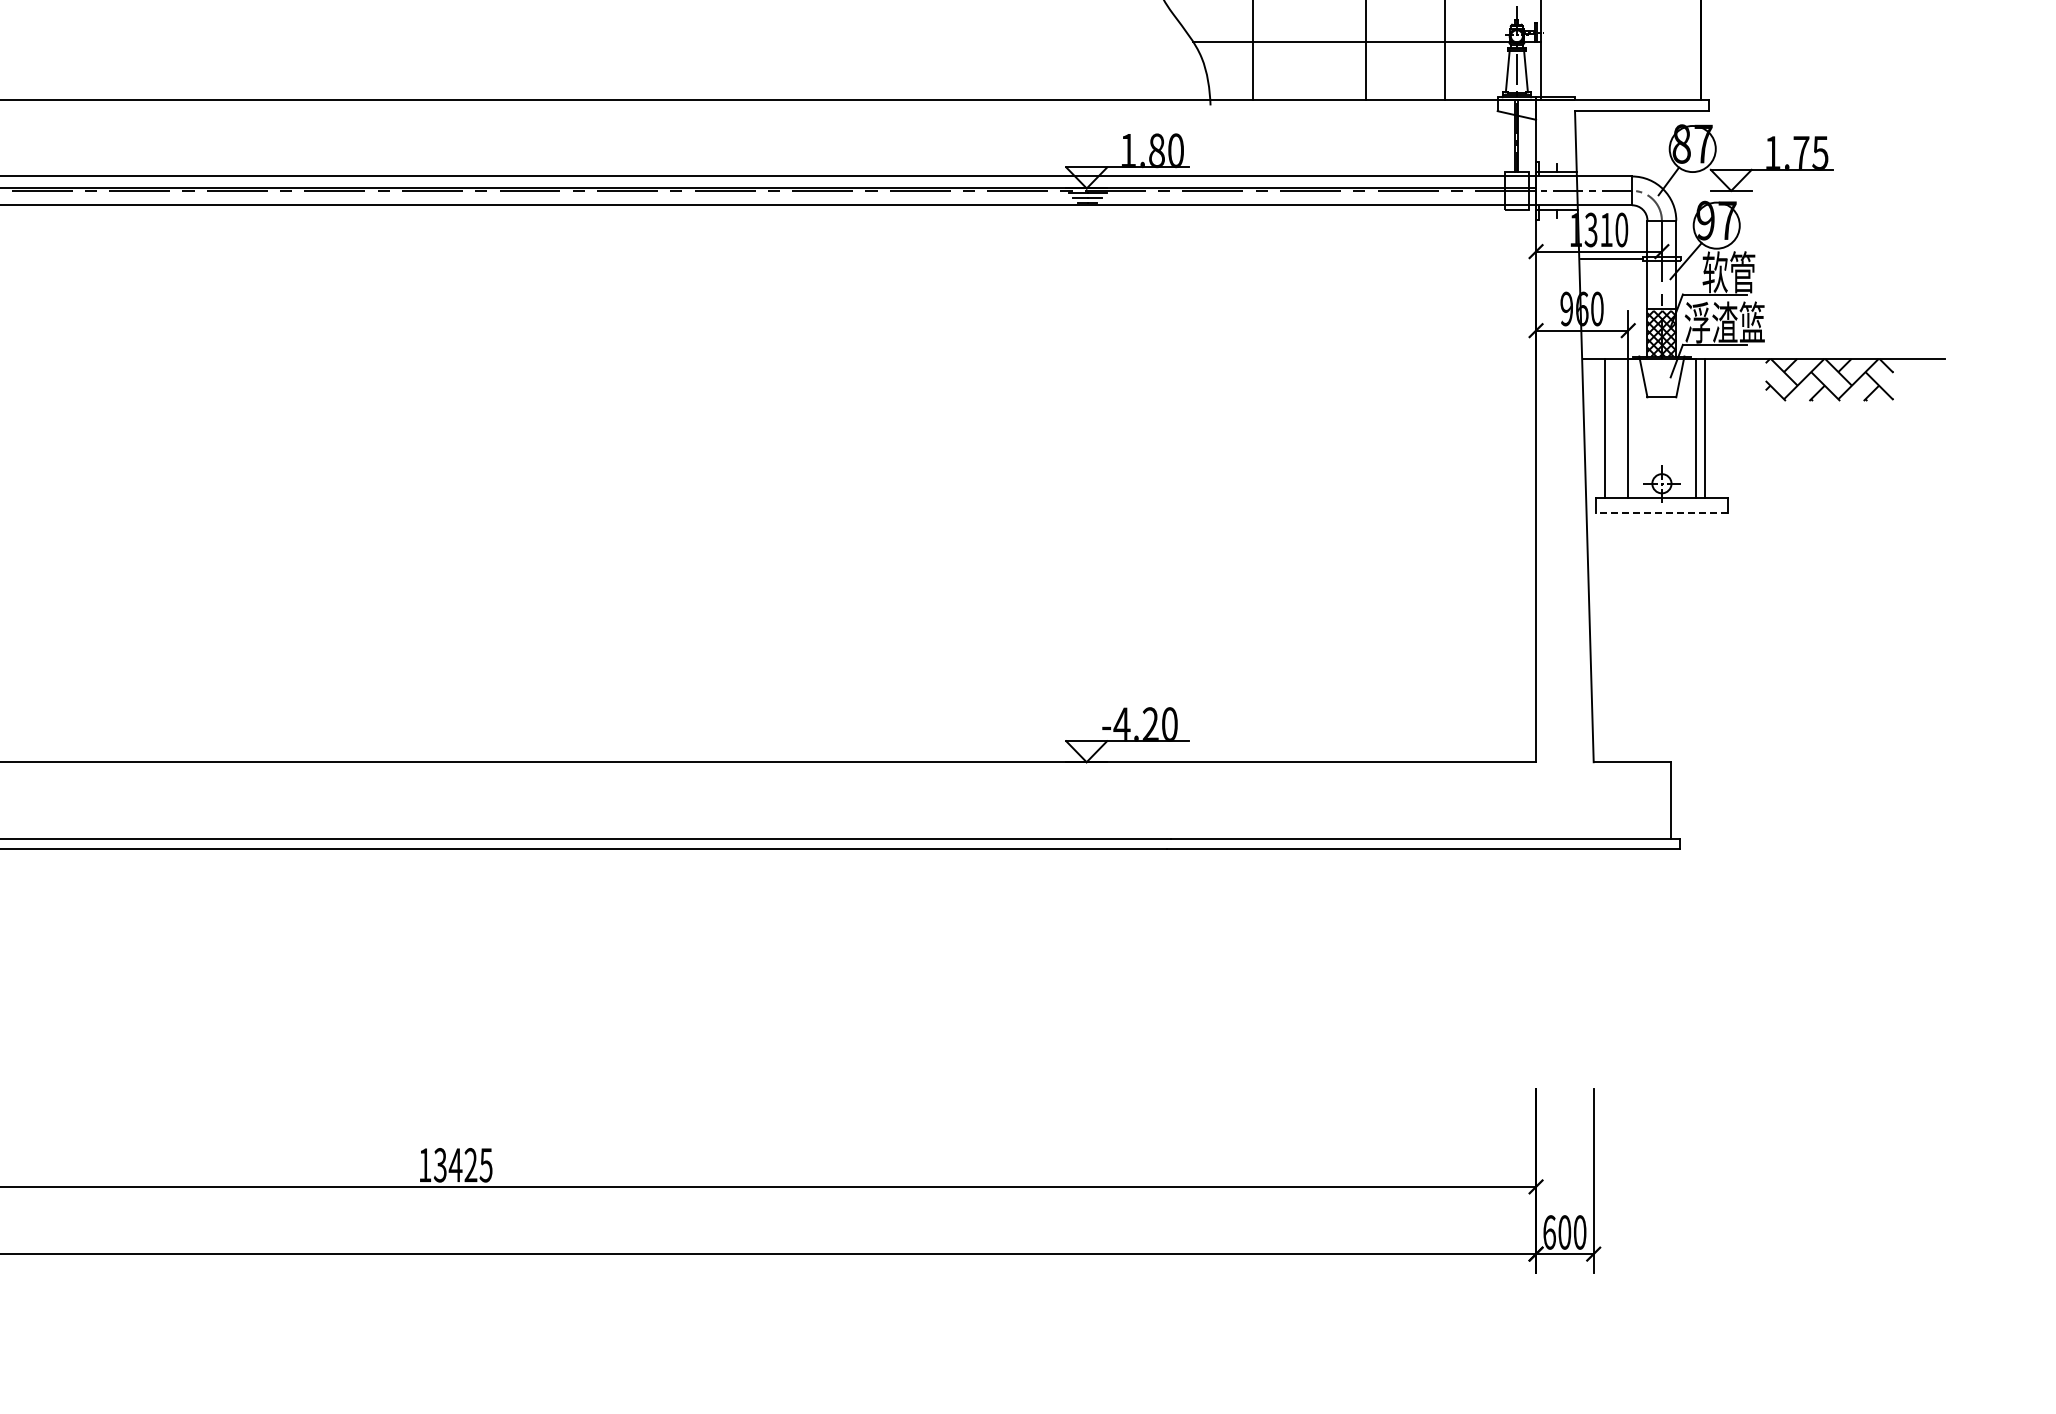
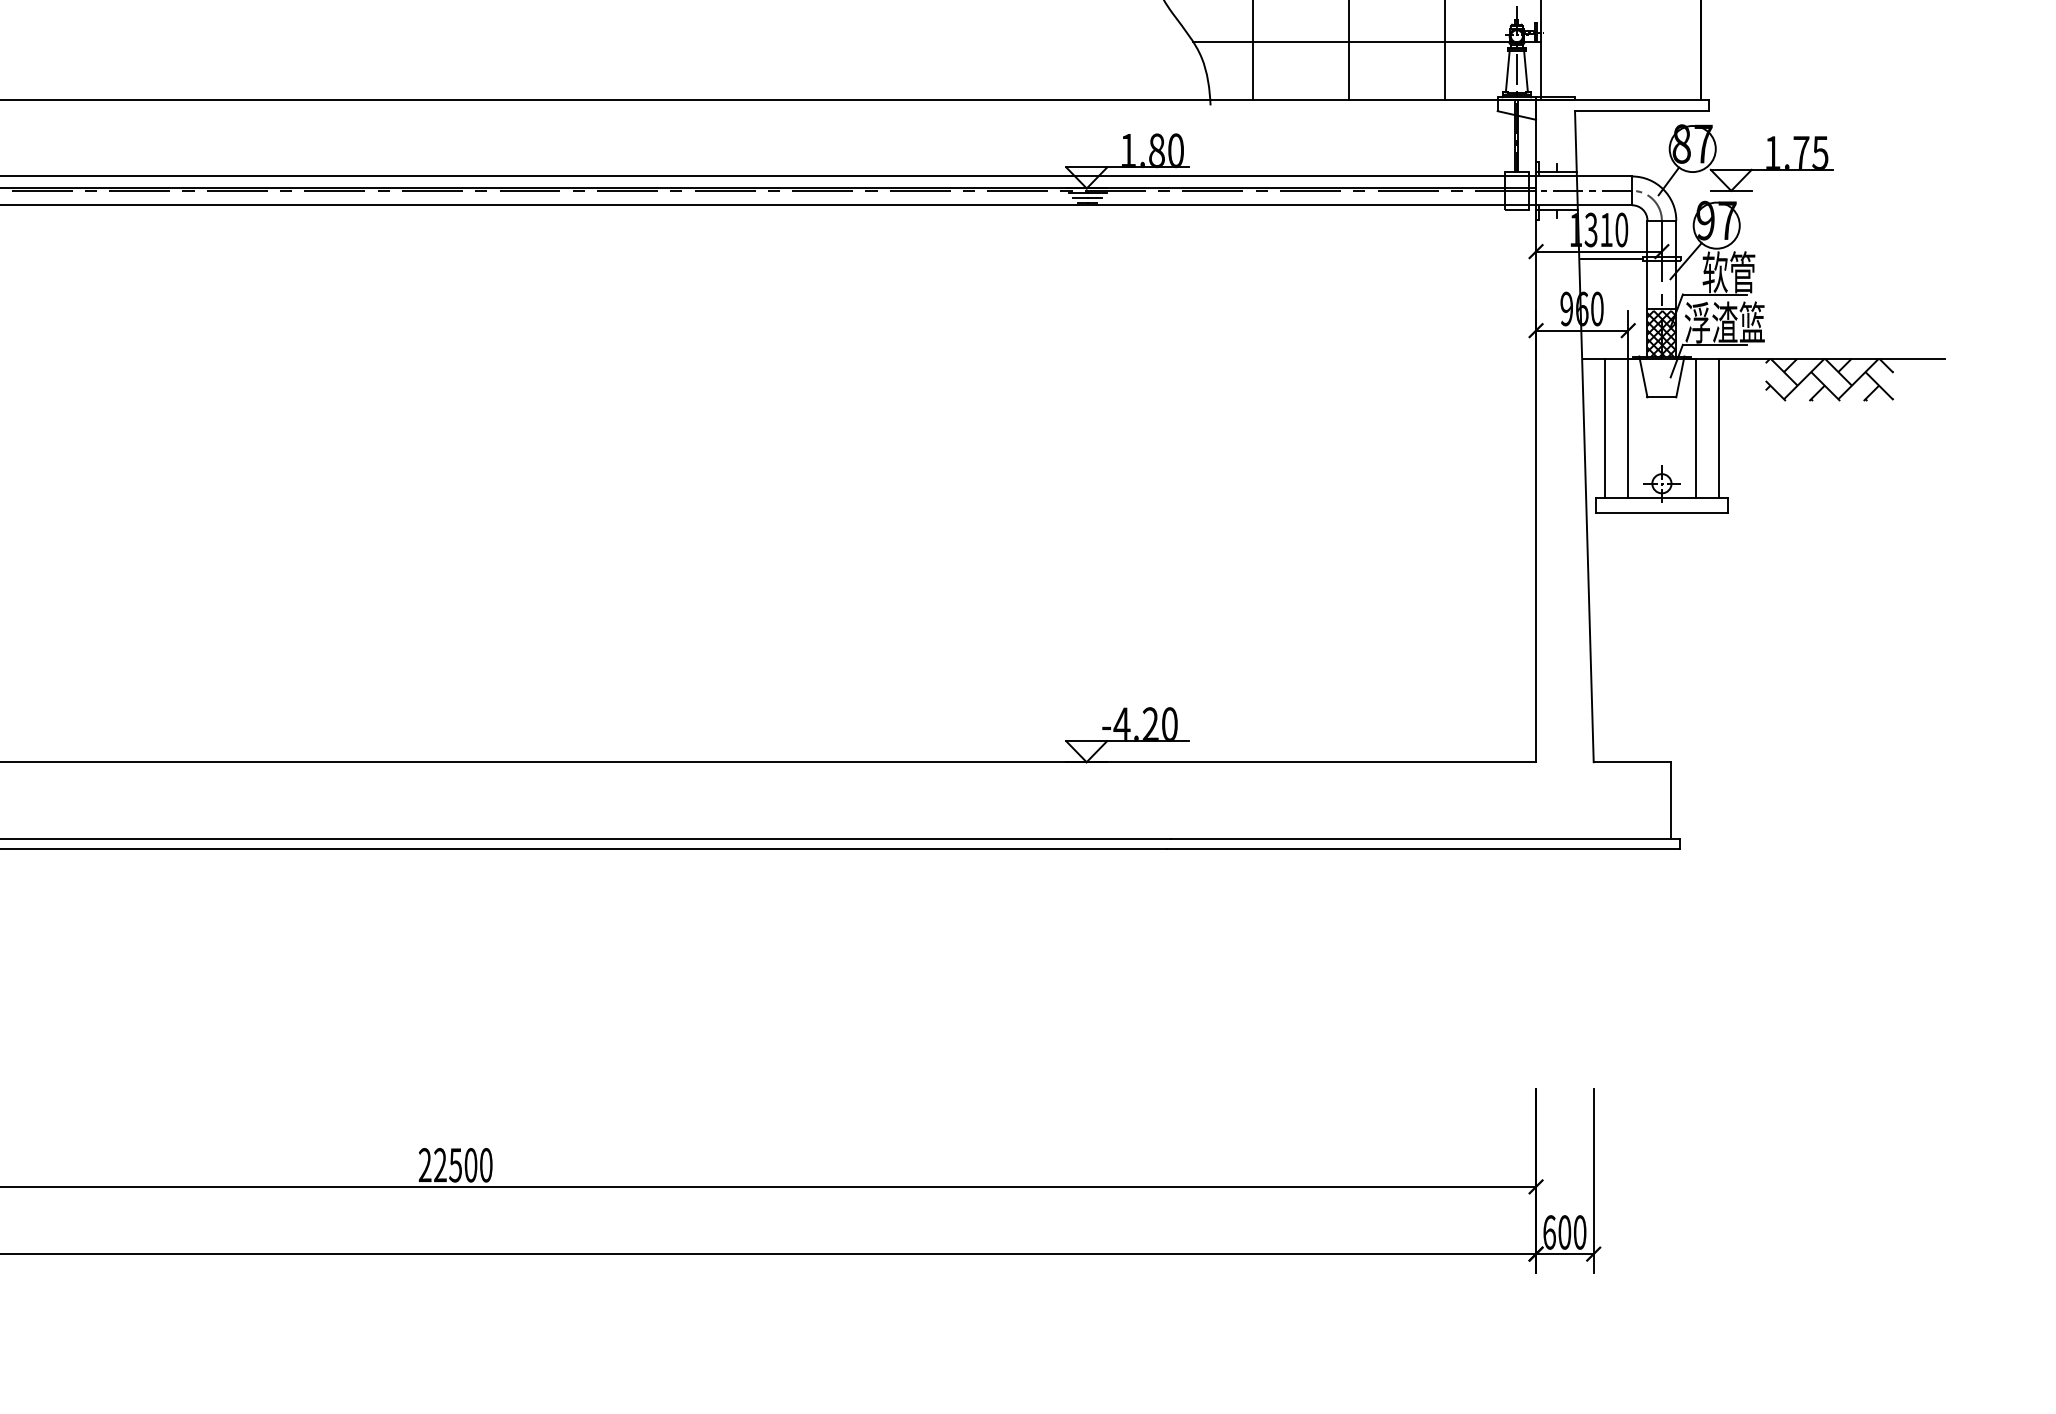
line position: (1365, 50) -> (1348, 50) (1348, 50)
line position: (1704, 428) -> (1718, 428) (1718, 428)
line: dashed -> solid (1661, 512)
text: 13425 -> 22500 (455, 1165)
